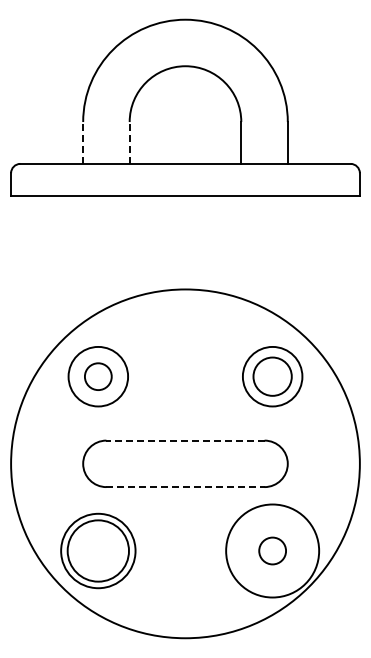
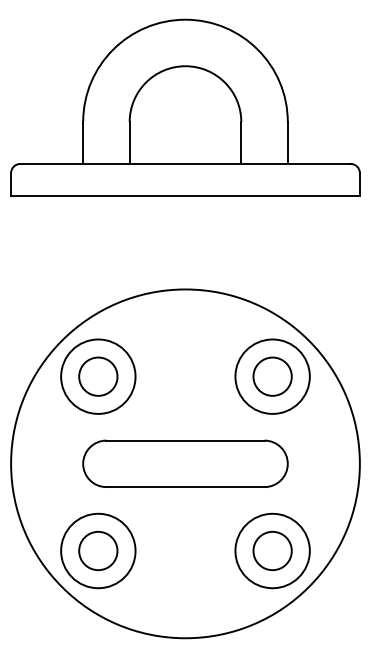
line: dashed -> solid (83, 142)
line: dashed -> solid (129, 142)
circle diameter: 27 px -> 38 px (98, 376)
circle diameter: 60 px -> 74 px (98, 376)
circle diameter: 60 px -> 74 px (272, 376)
line: dashed -> solid (185, 440)
line: dashed -> solid (185, 487)
circle diameter: 61 px -> 38 px (98, 550)
circle diameter: 27 px -> 38 px (272, 550)
circle diameter: 93 px -> 74 px (272, 550)
